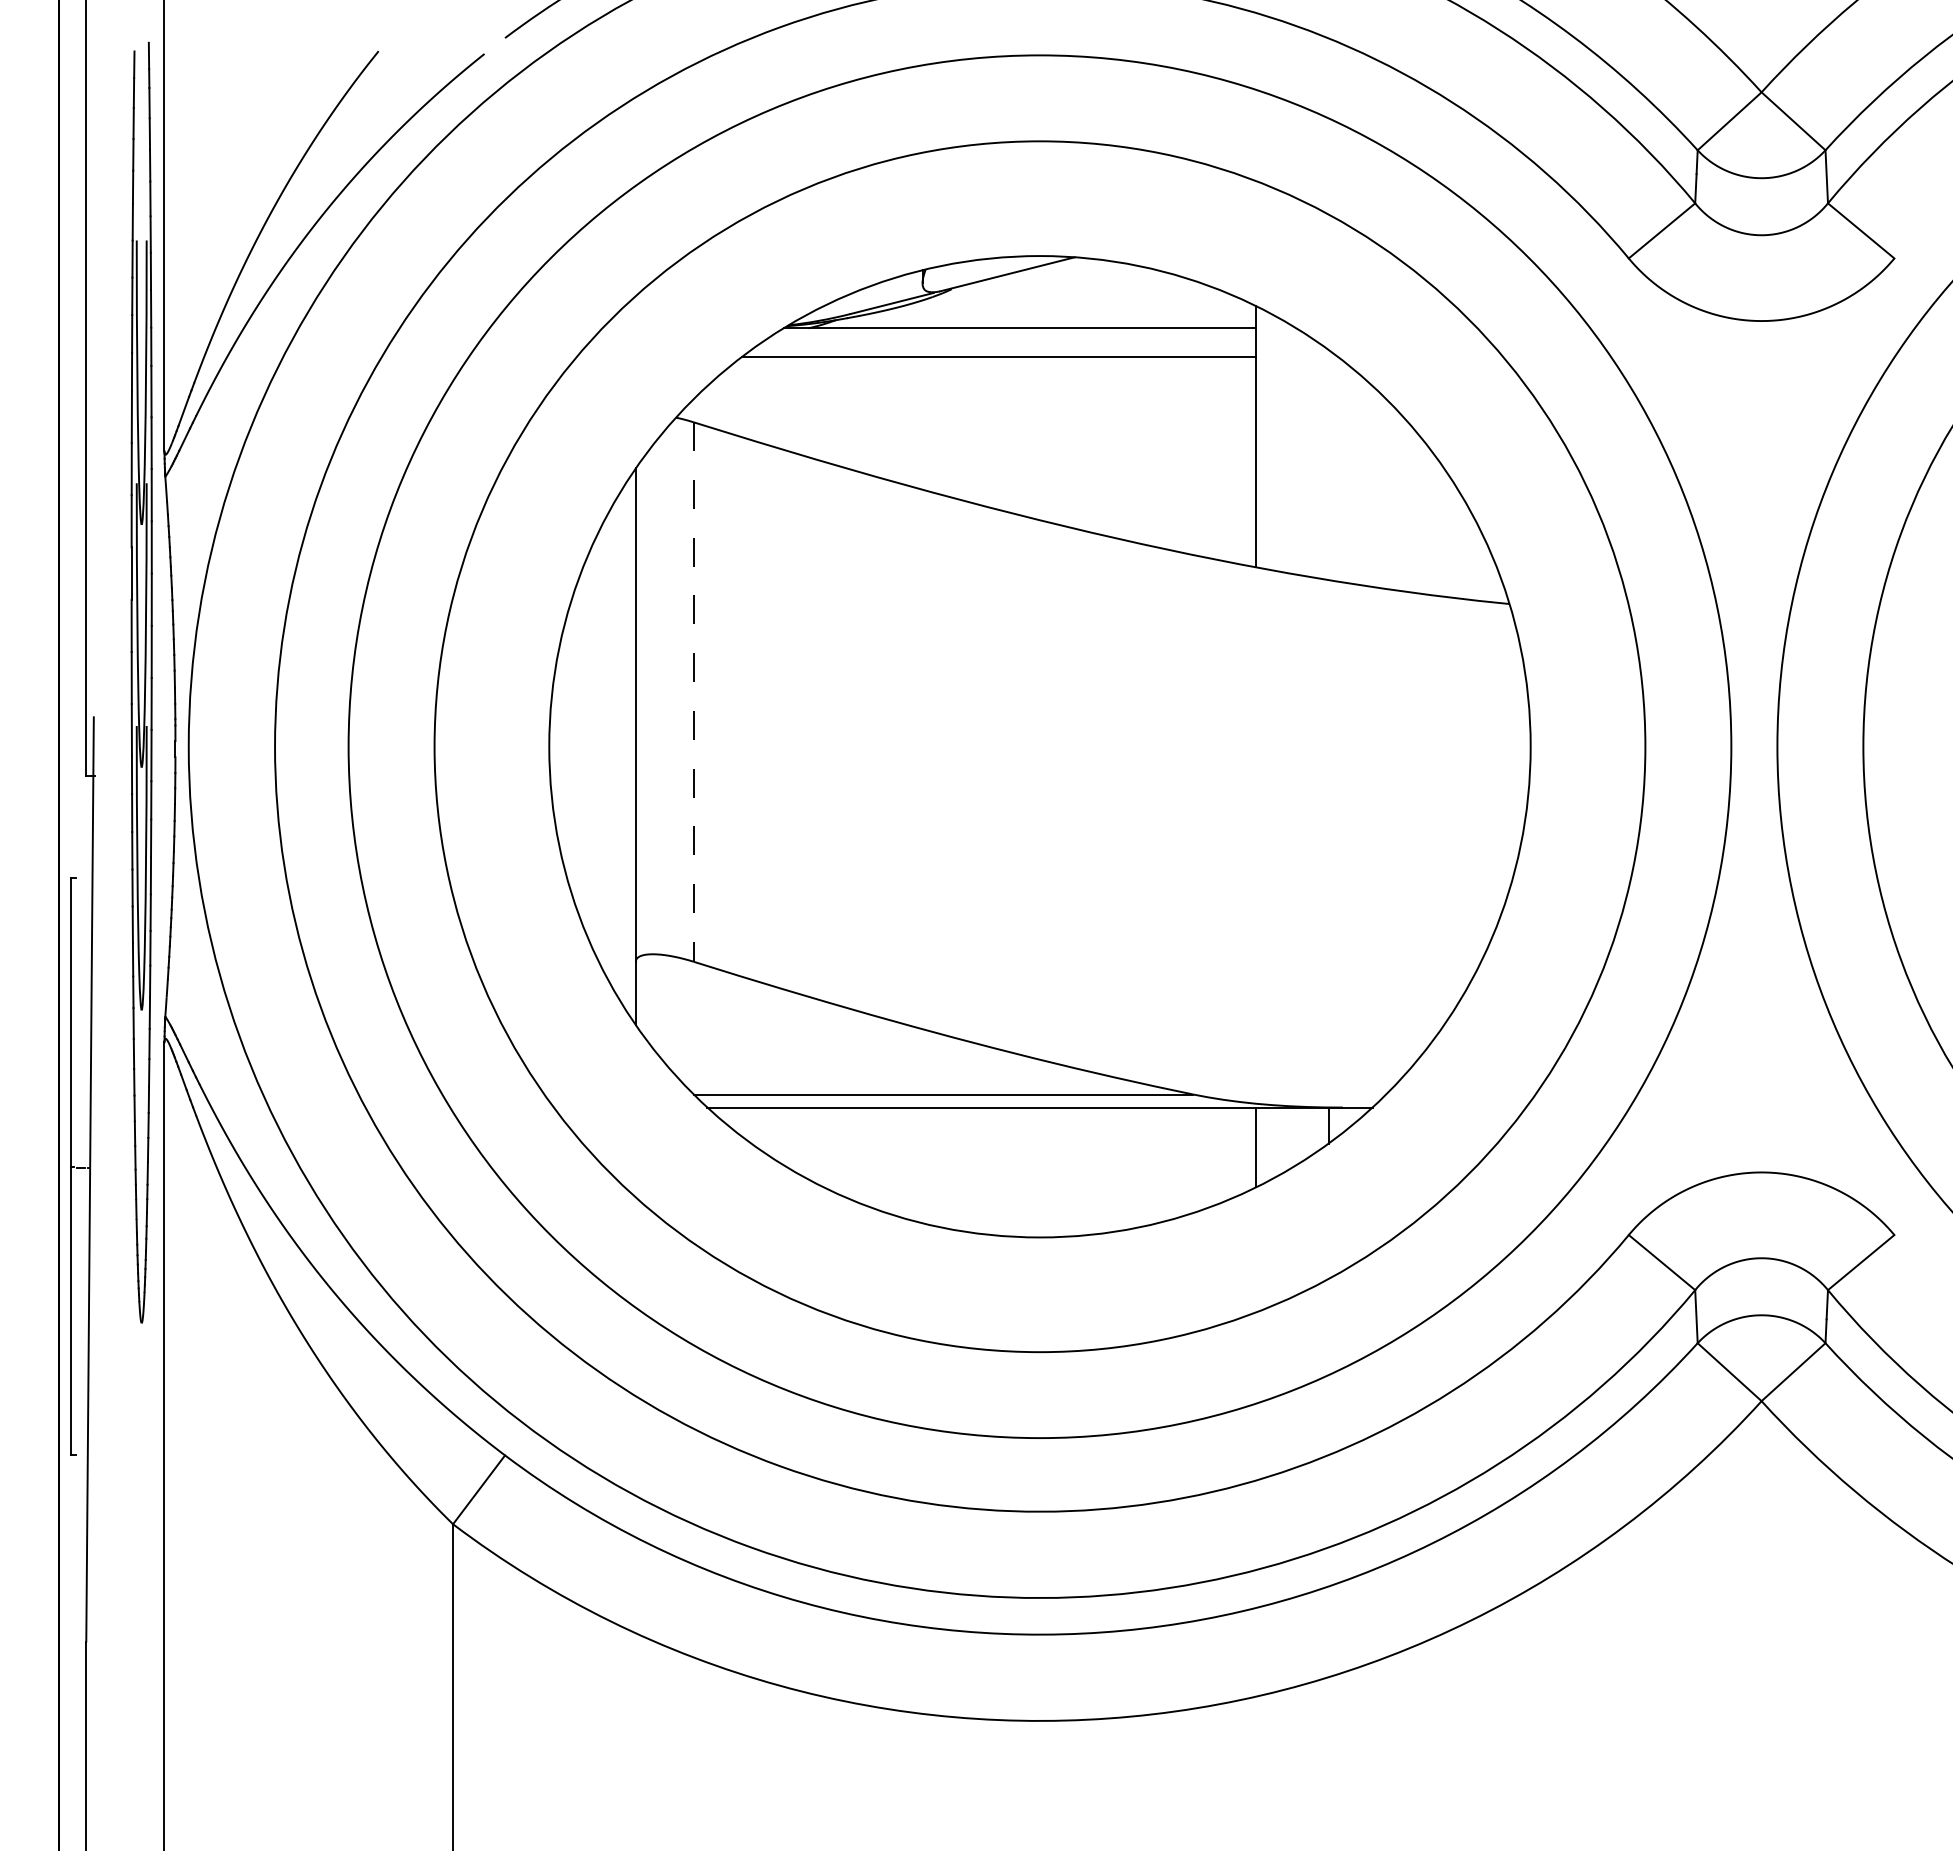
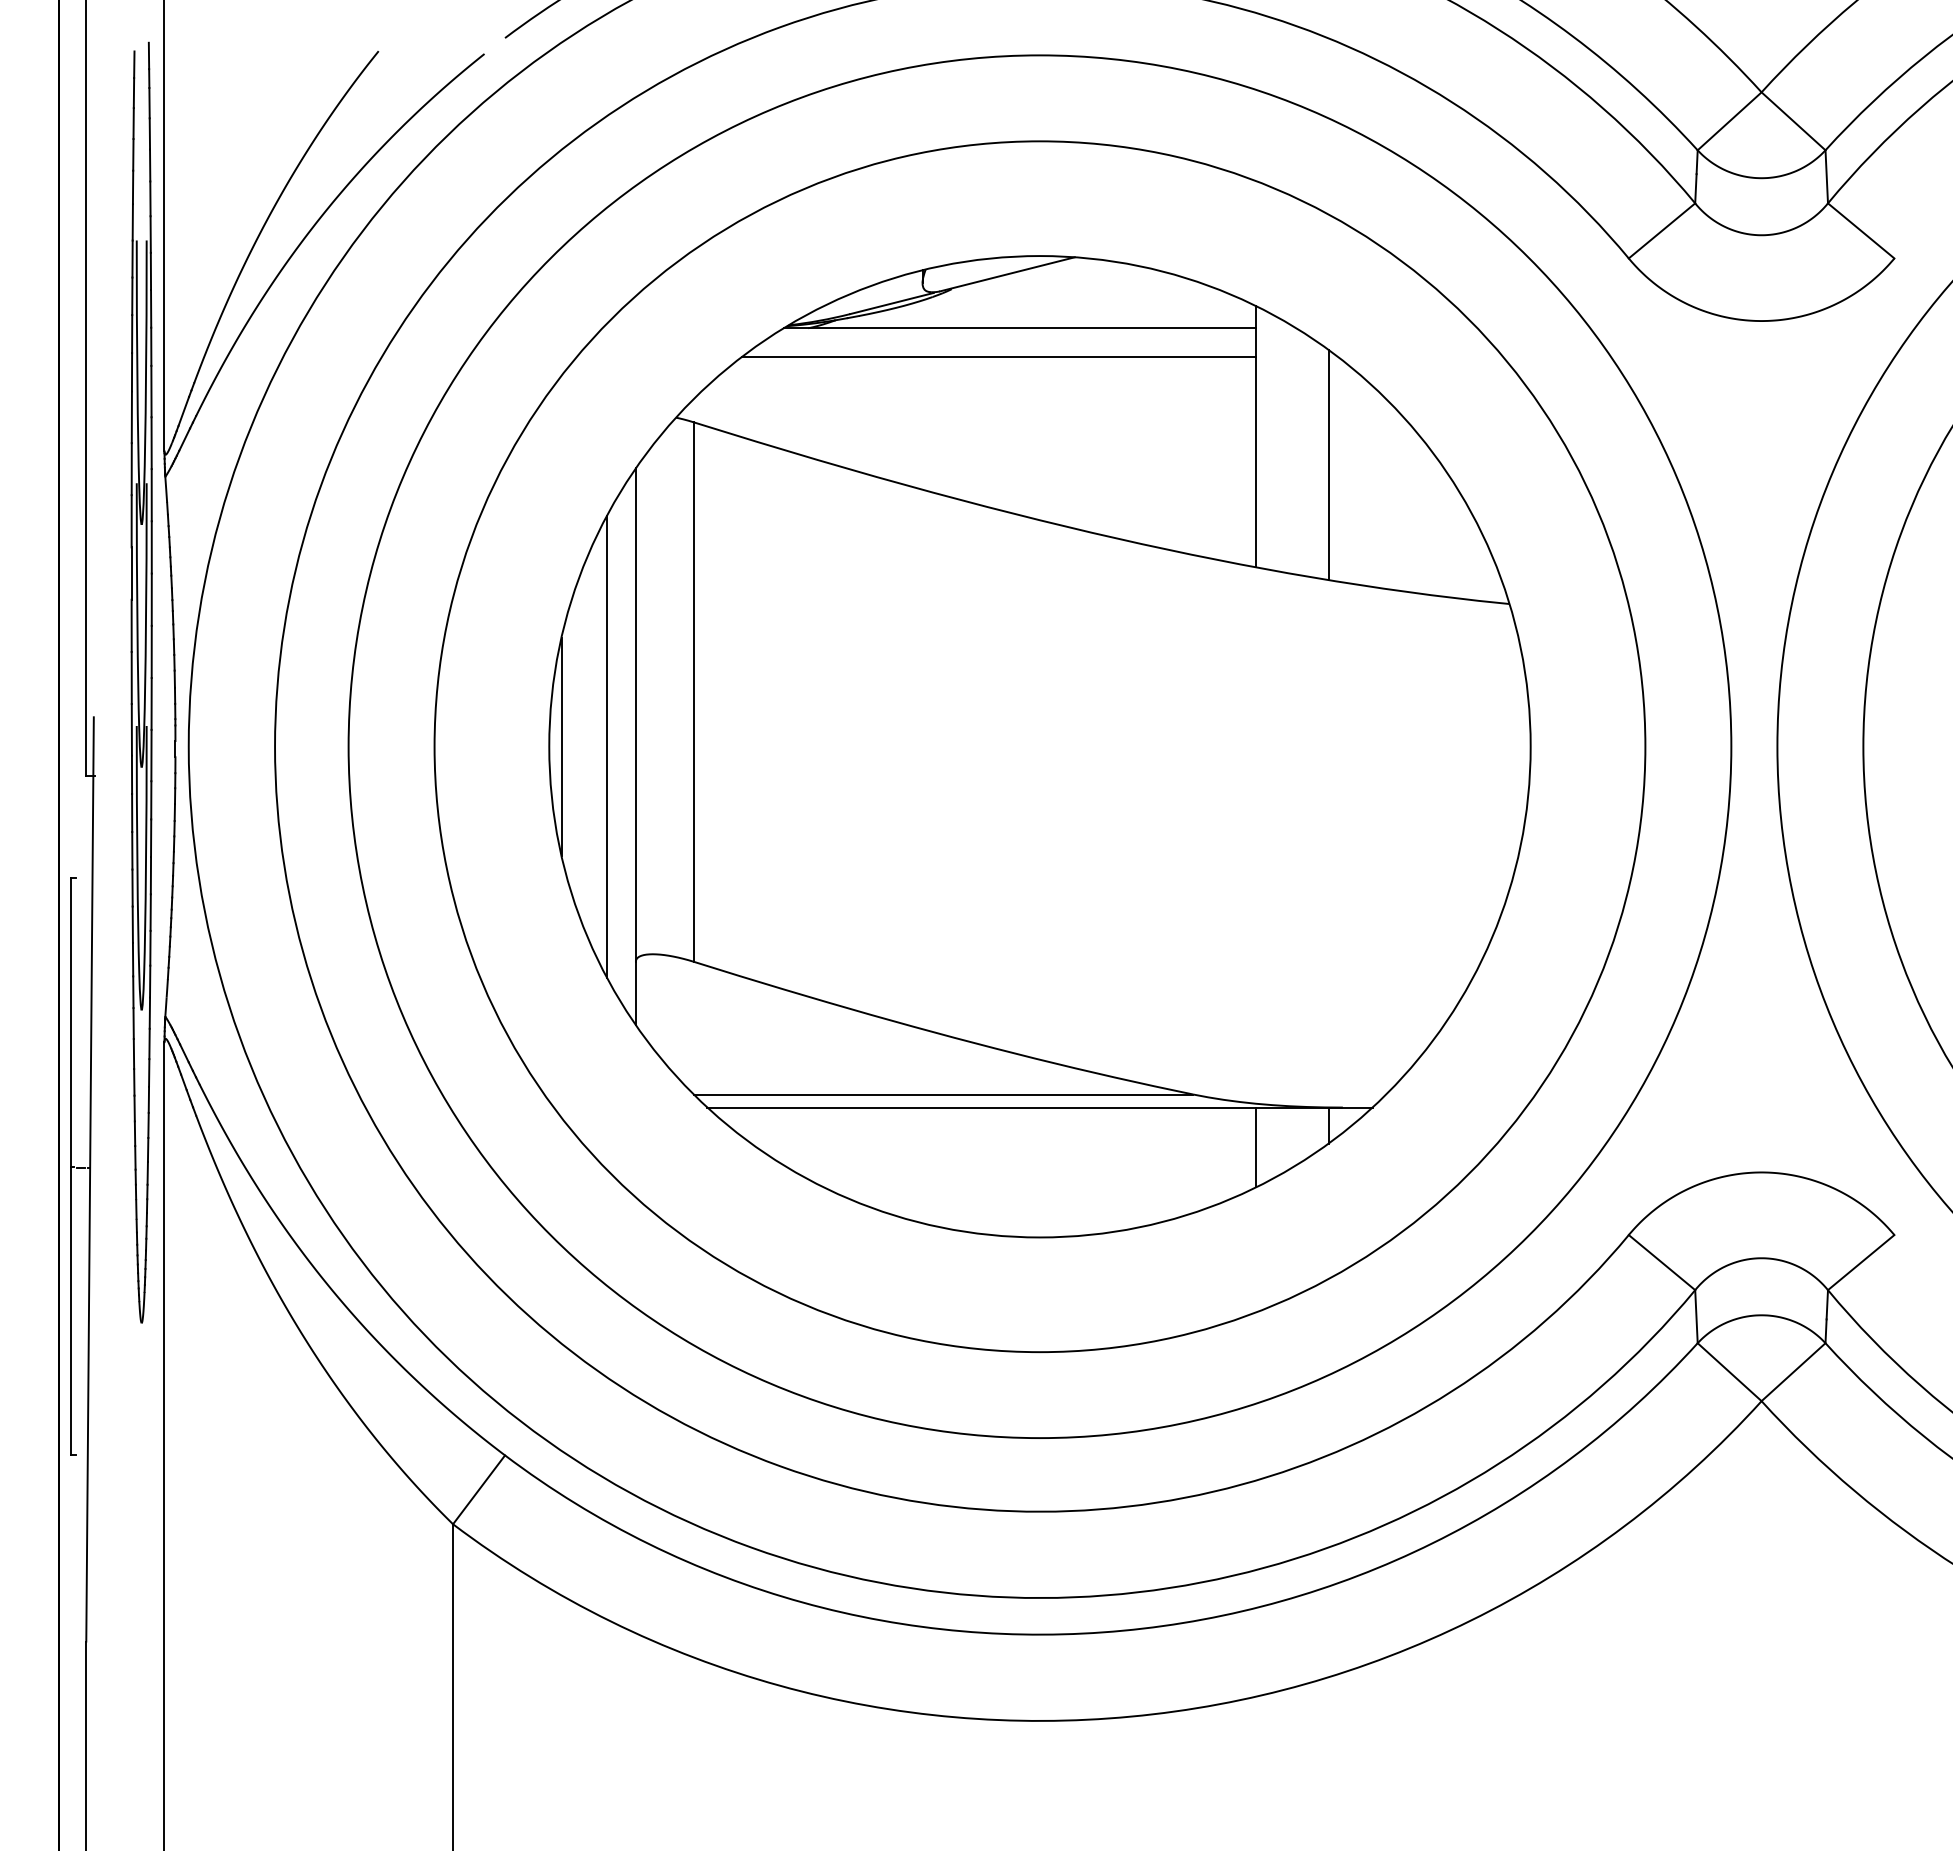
line: none -> present (1328, 464)
line: dashed -> solid (693, 692)
line: none -> present (561, 746)
line: none -> present (607, 746)
